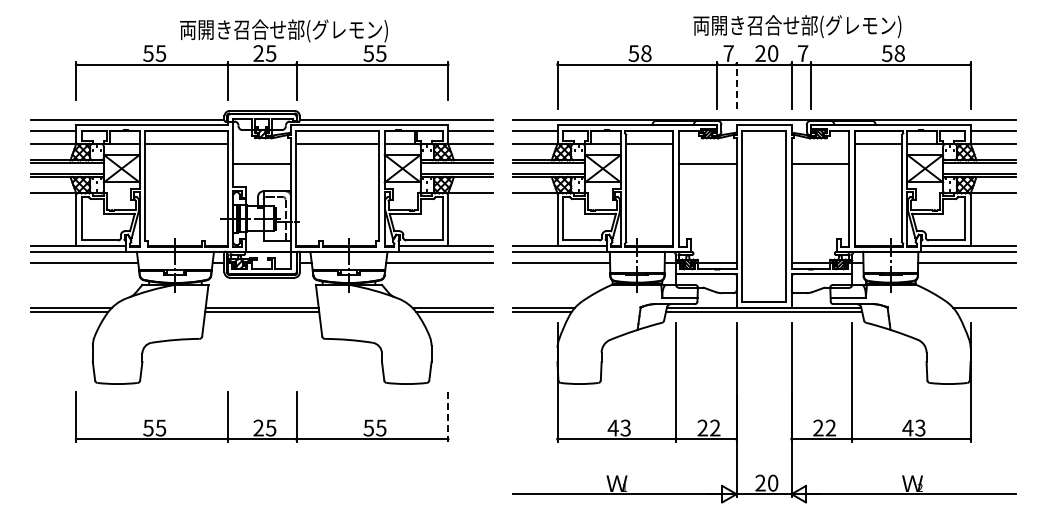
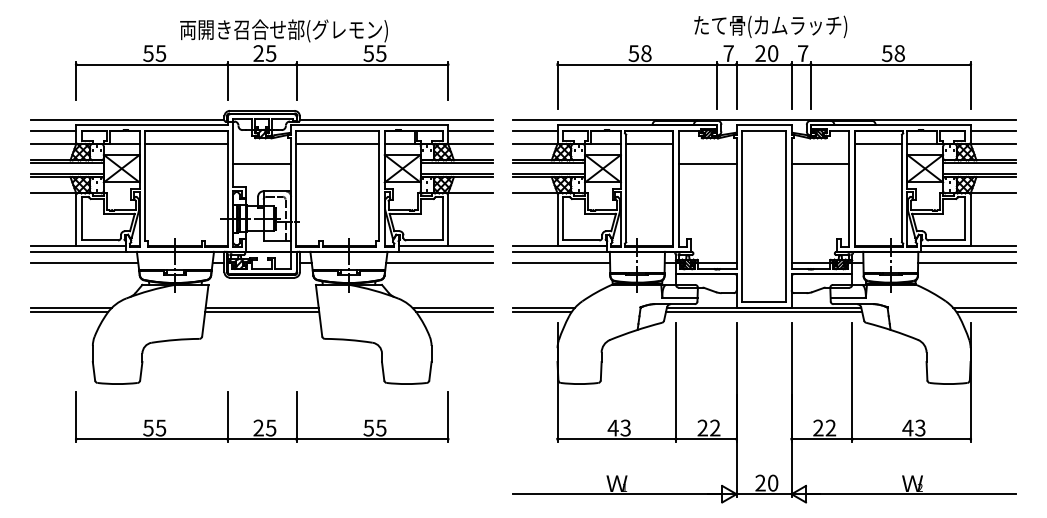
text: 両開き召合せ部(グレモン) -> たて骨(カムラッチ) (797, 26)
line: dashed -> solid (736, 84)
line: none -> present (985, 312)
line: dashed -> solid (448, 417)
